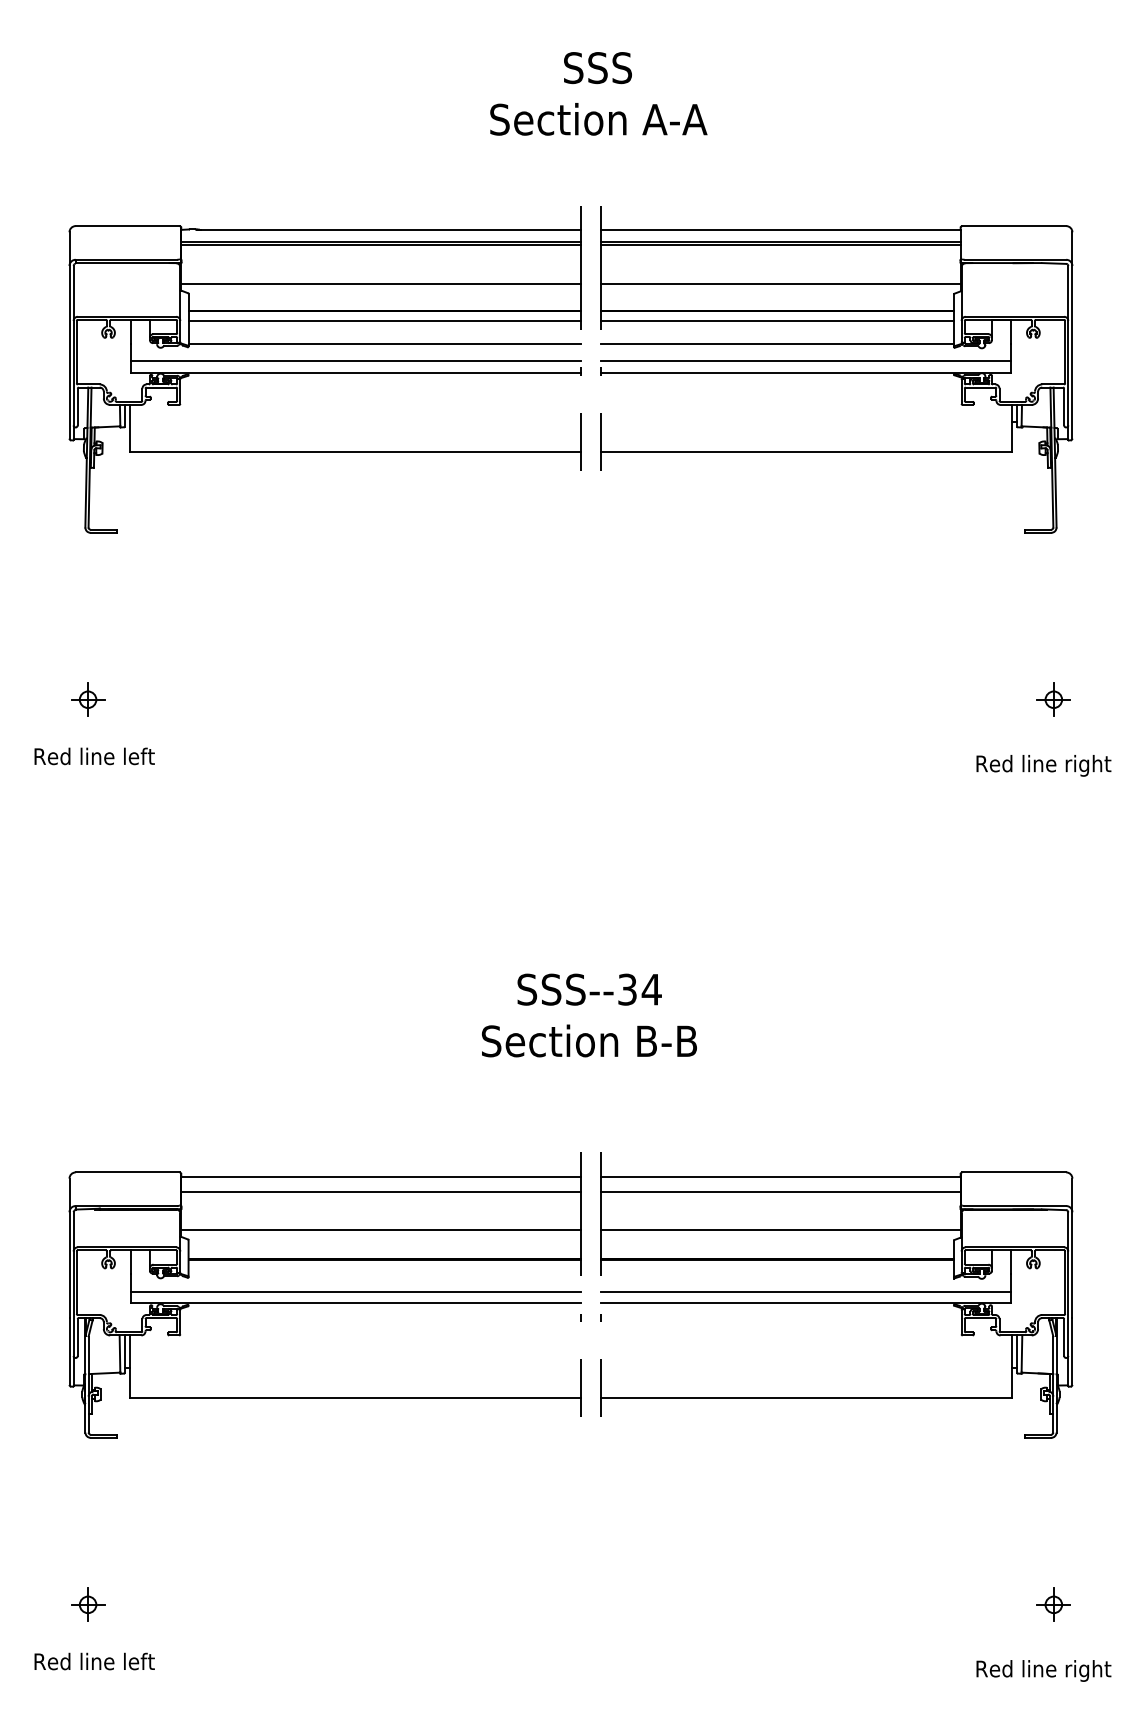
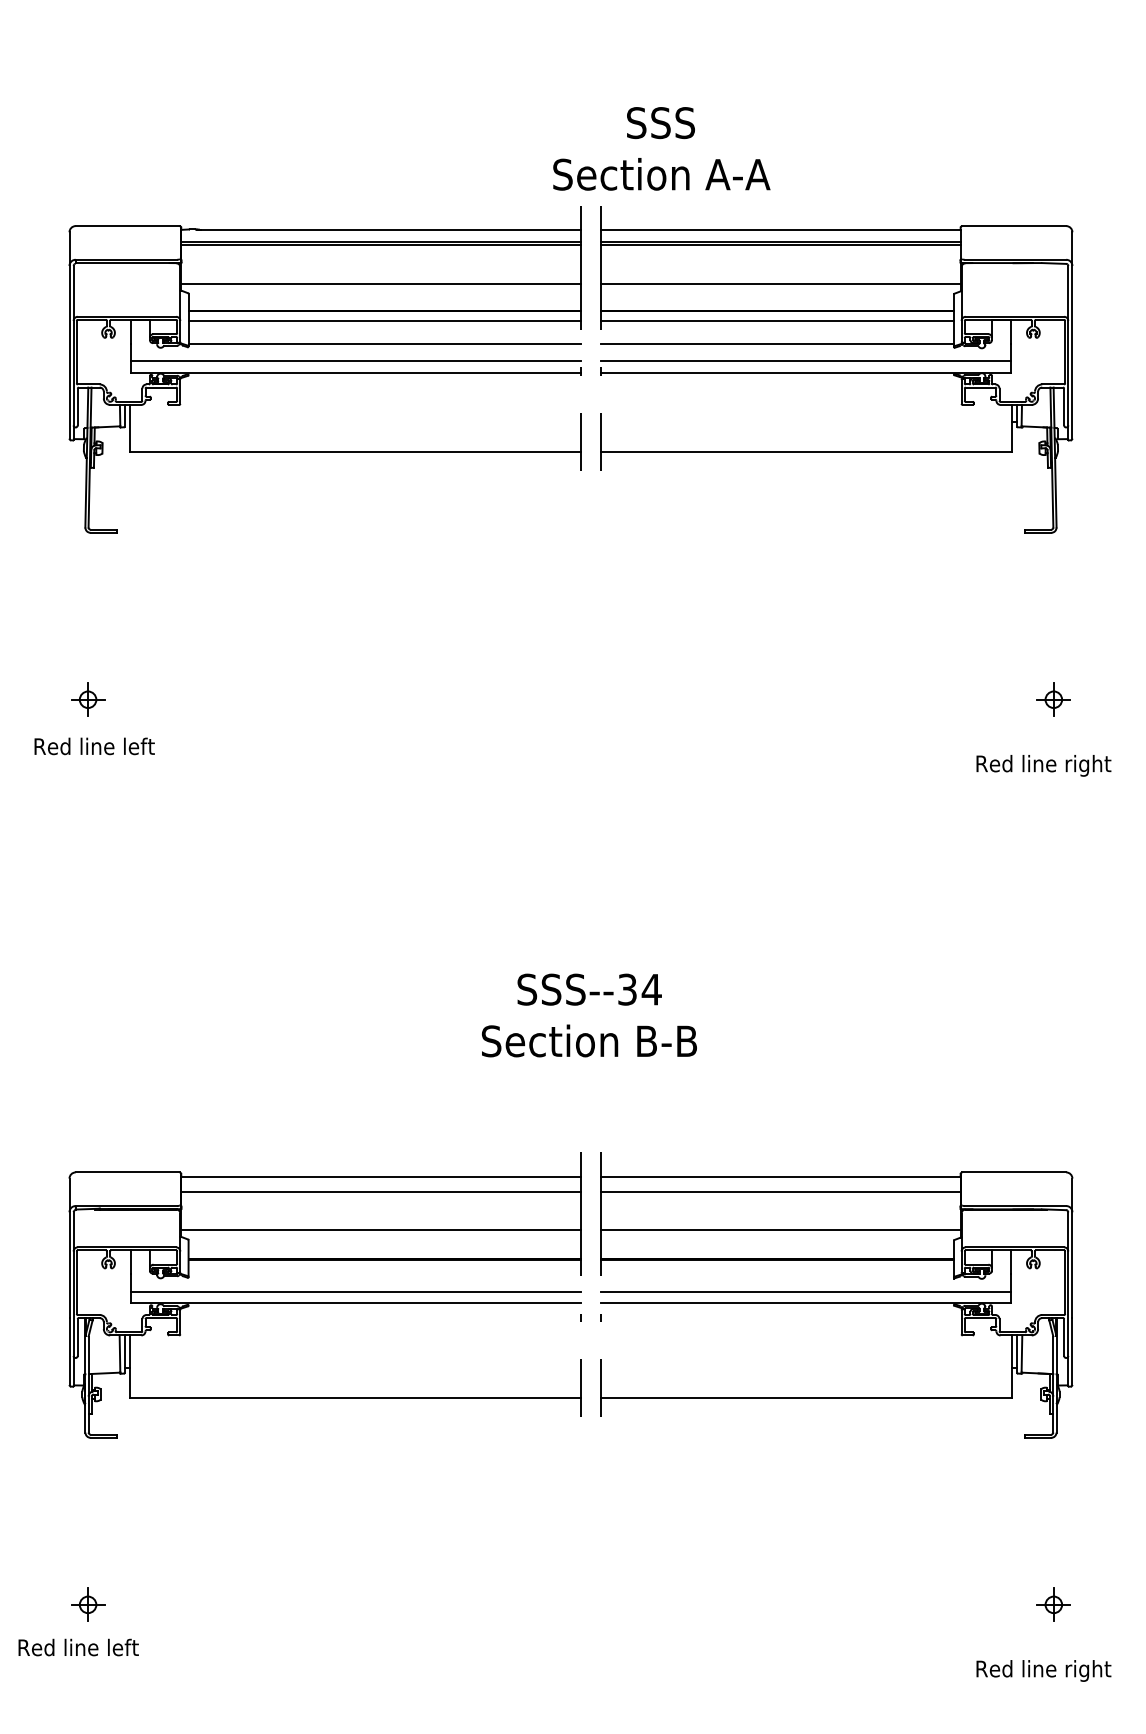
text position: (598, 93) -> (661, 148) (661, 148)
text position: (94, 756) -> (94, 746) (94, 746)
text position: (94, 1661) -> (78, 1647) (78, 1647)
